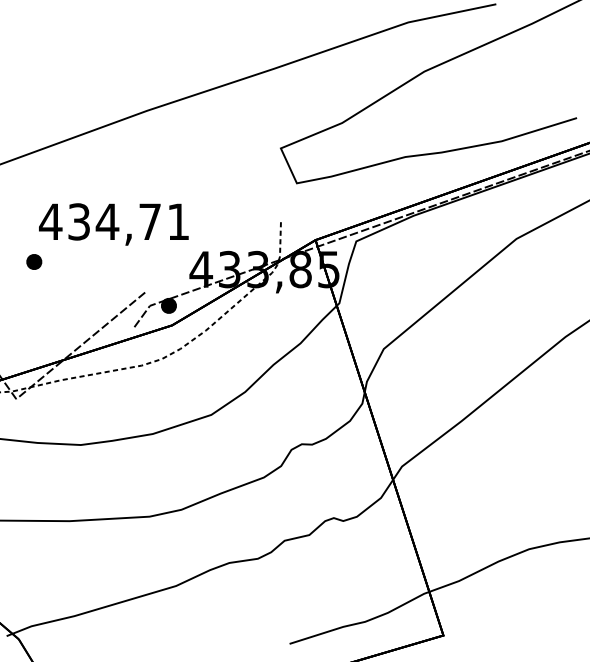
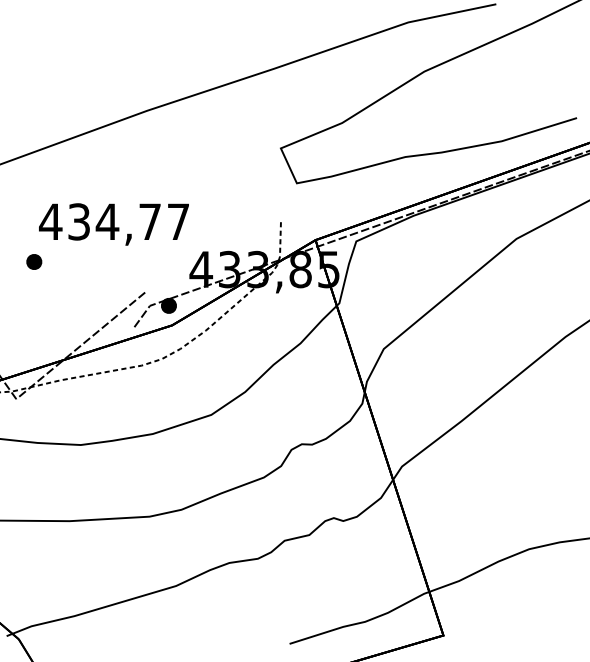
text: 434,71 -> 434,77 (178, 221)
